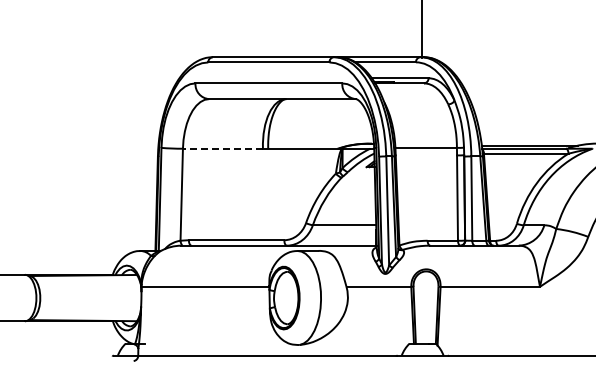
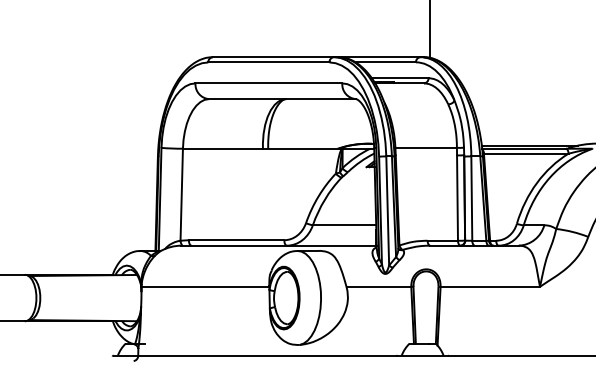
line position: (421, 29) -> (429, 29) (429, 29)
line: dashed -> solid (222, 148)
